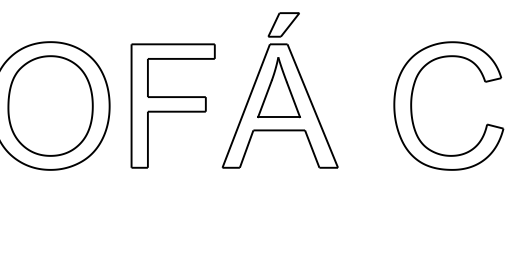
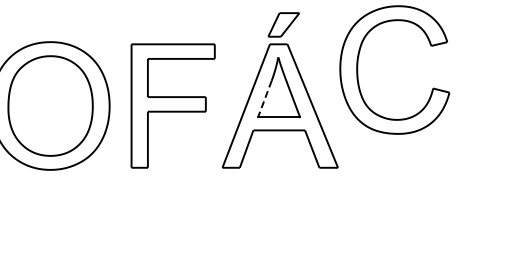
line: solid -> dashed (264, 99)
part position: (412, 105) -> (358, 69) (358, 69)
